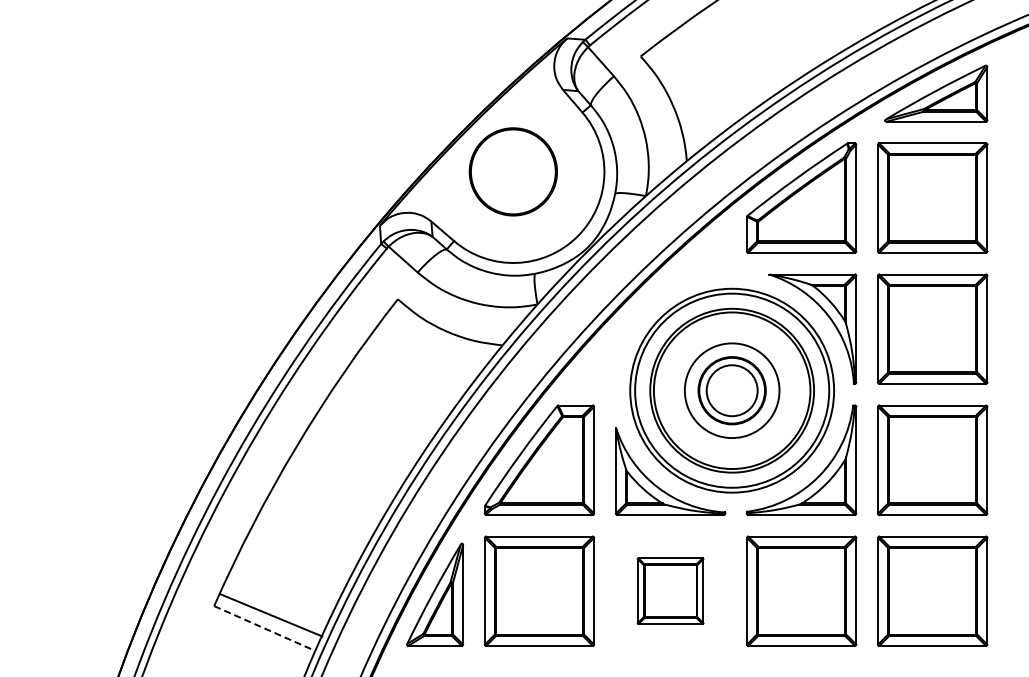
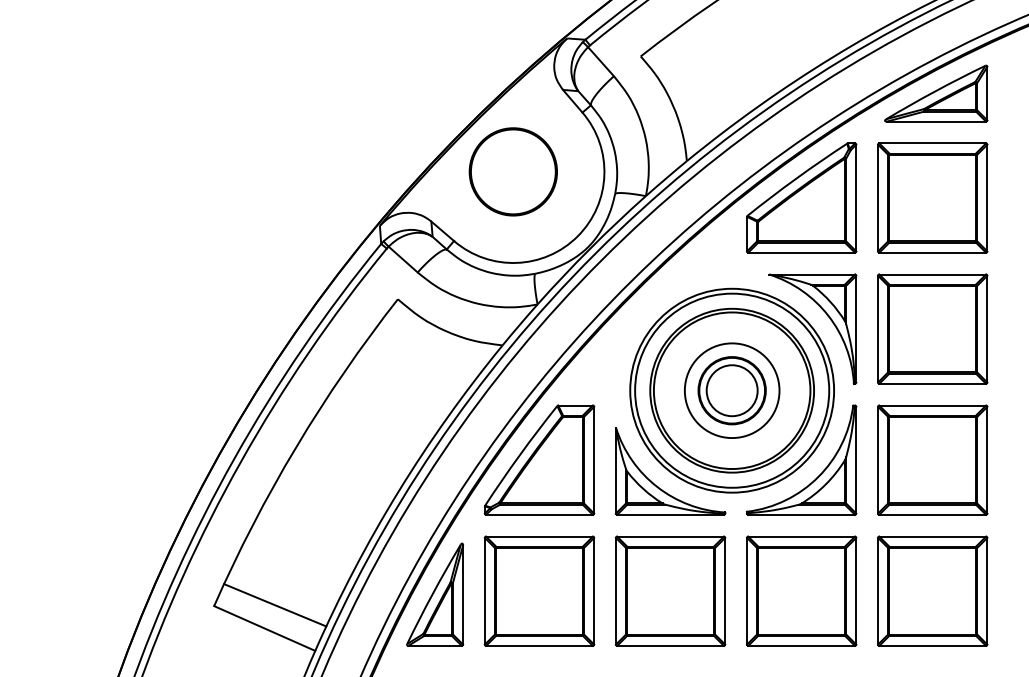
part size: 69x68 px -> 113x112 px (670, 590)
line position: (271, 615) -> (275, 605) (275, 605)
line: dashed -> solid (265, 628)
